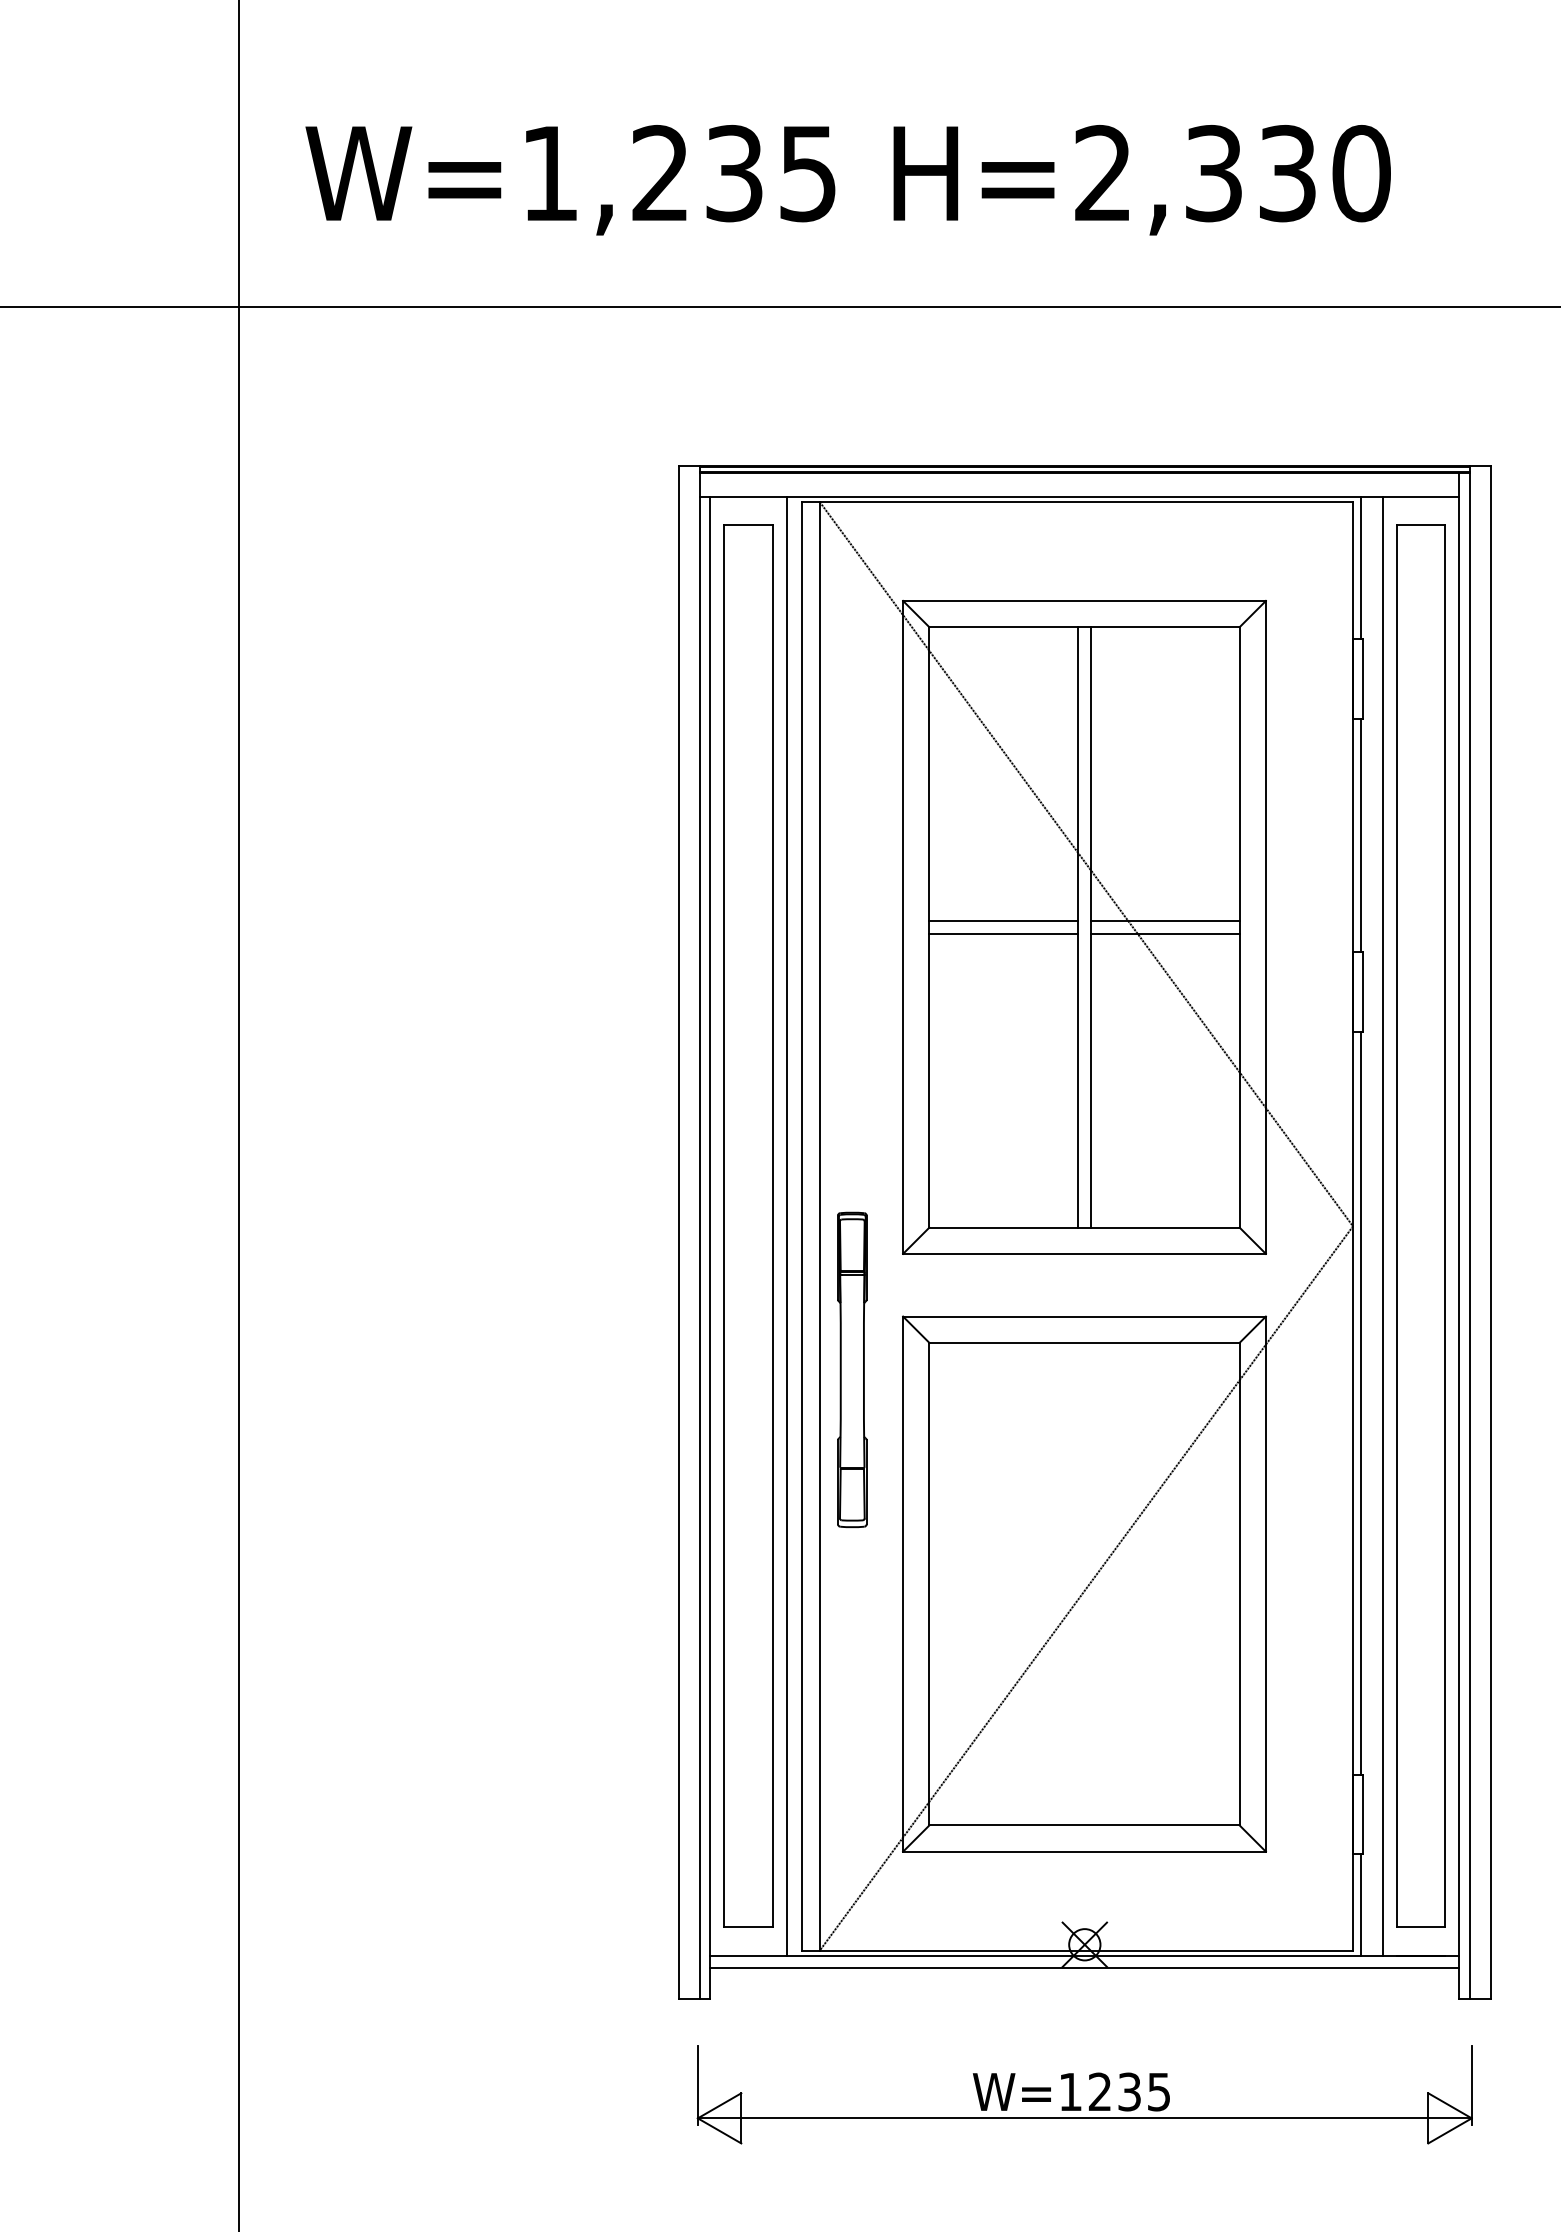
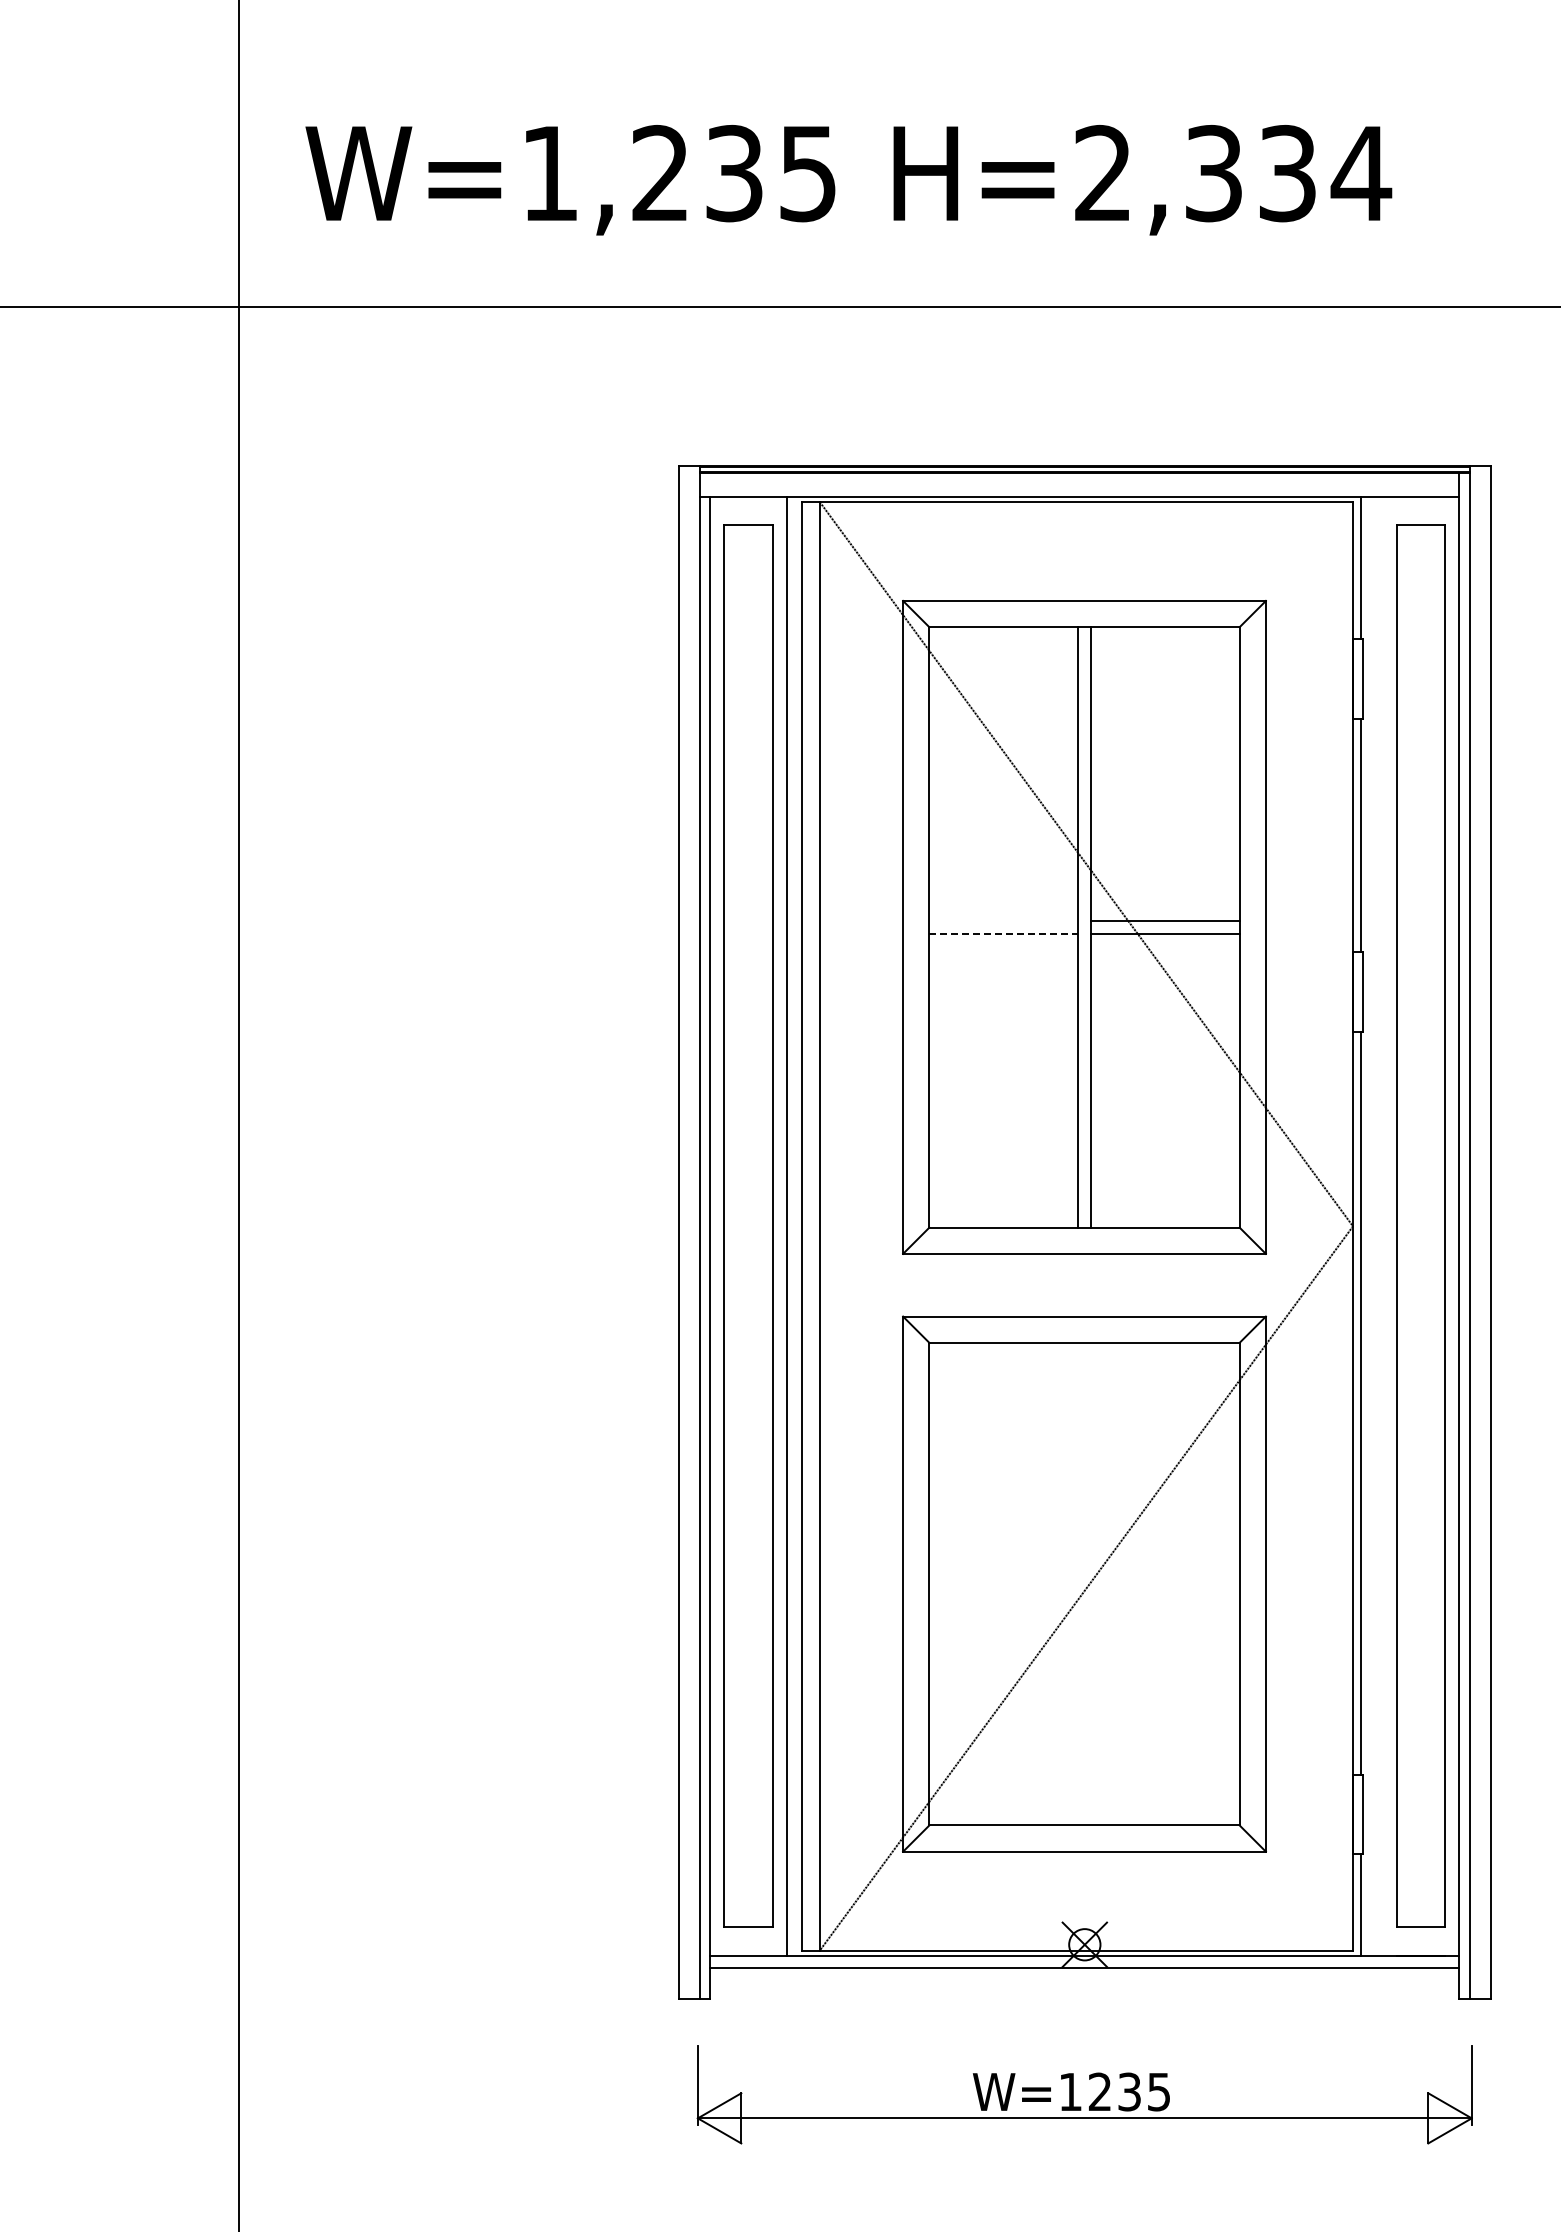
text: H=2,330 -> H=2,334 (1361, 173)
line: present -> none (1003, 921)
line: solid -> dashed (1004, 933)
line: present -> none (1383, 1226)
part: present -> none (852, 1369)
